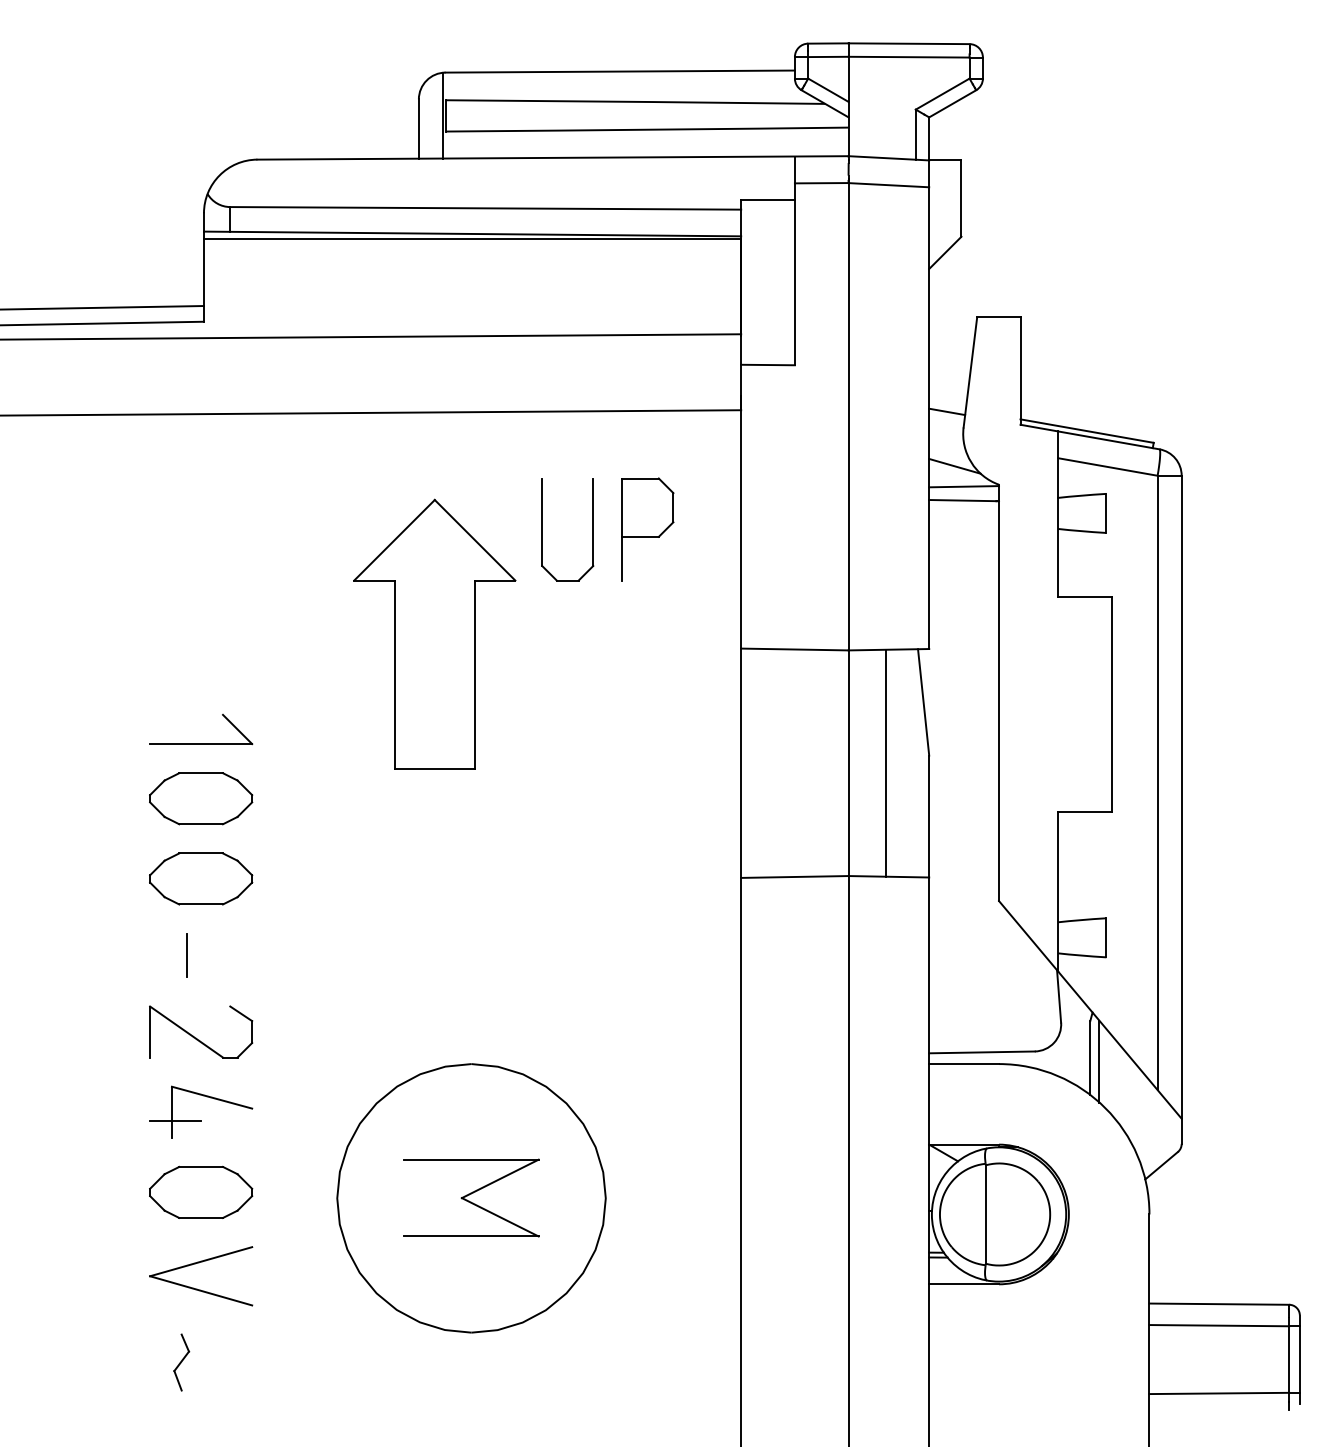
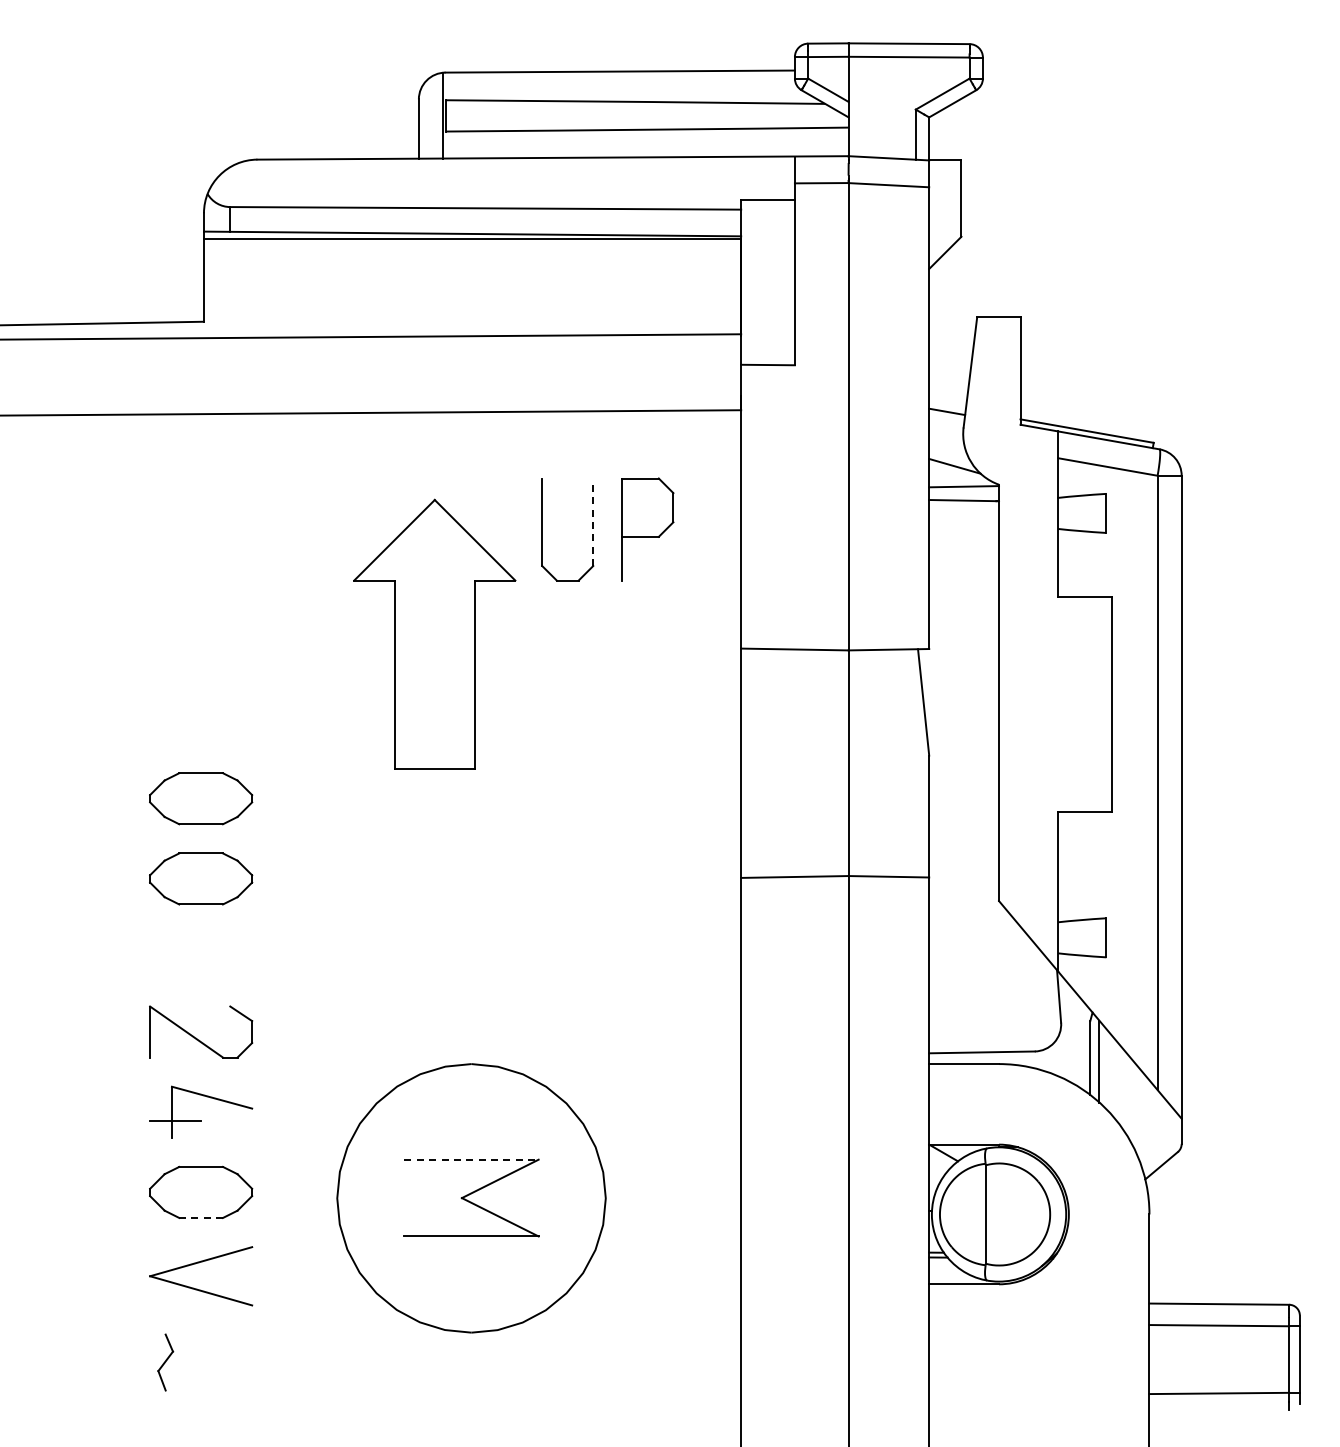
line: present -> none (102, 307)
line: solid -> dashed (593, 522)
part: present -> none (201, 743)
line: present -> none (886, 762)
line: present -> none (186, 955)
line: solid -> dashed (472, 1159)
line: solid -> dashed (201, 1217)
part position: (181, 1362) -> (165, 1362) (165, 1362)
